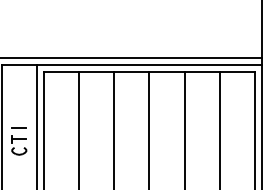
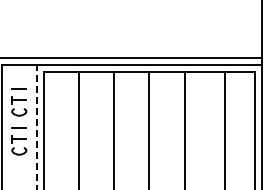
part: none -> present (19, 102)
line: solid -> dashed (36, 126)
line position: (219, 128) -> (224, 128) (224, 128)
